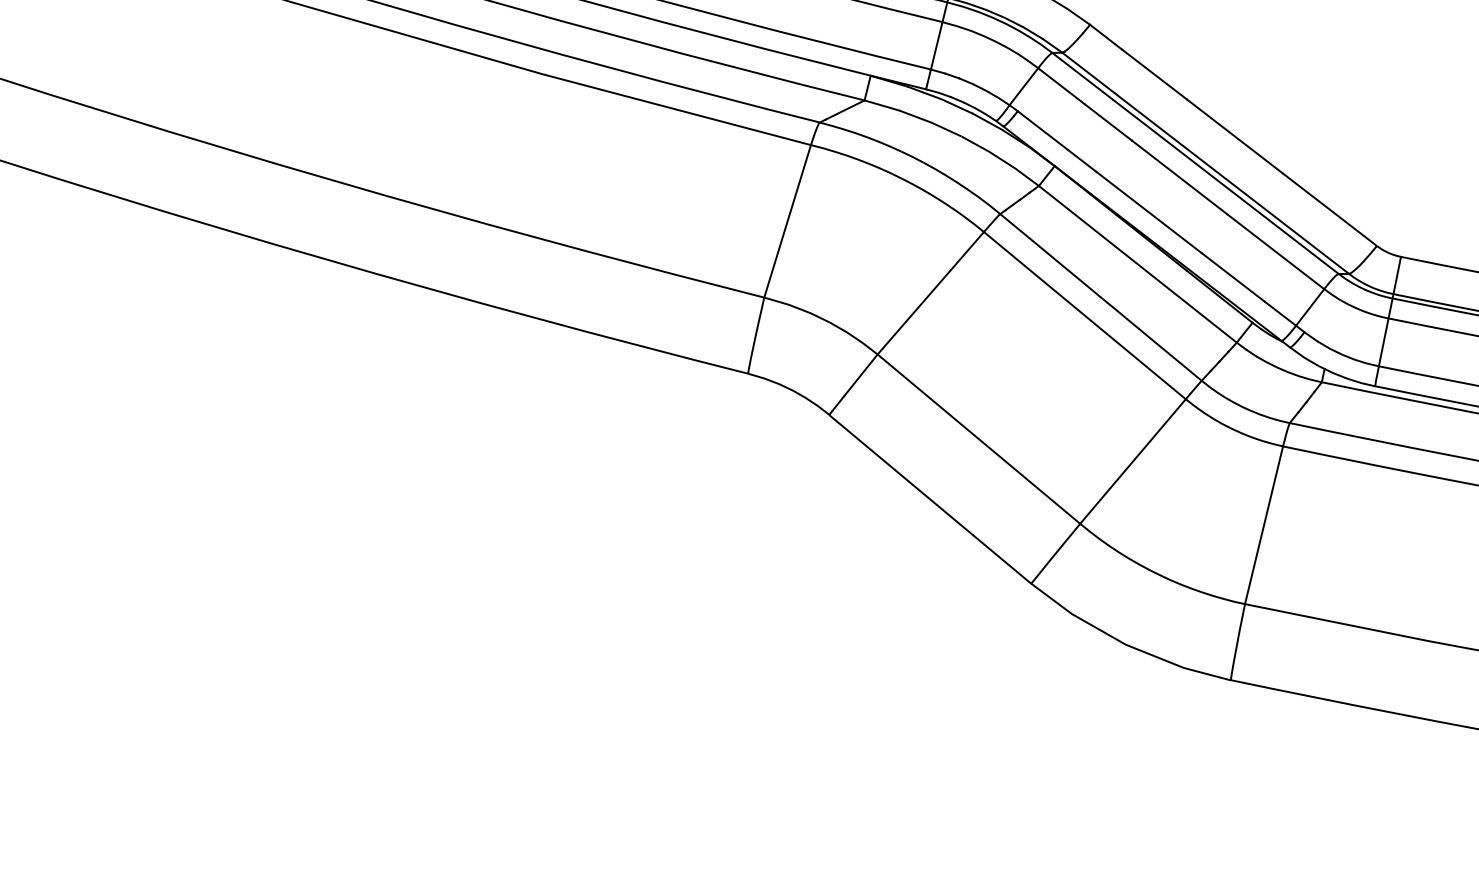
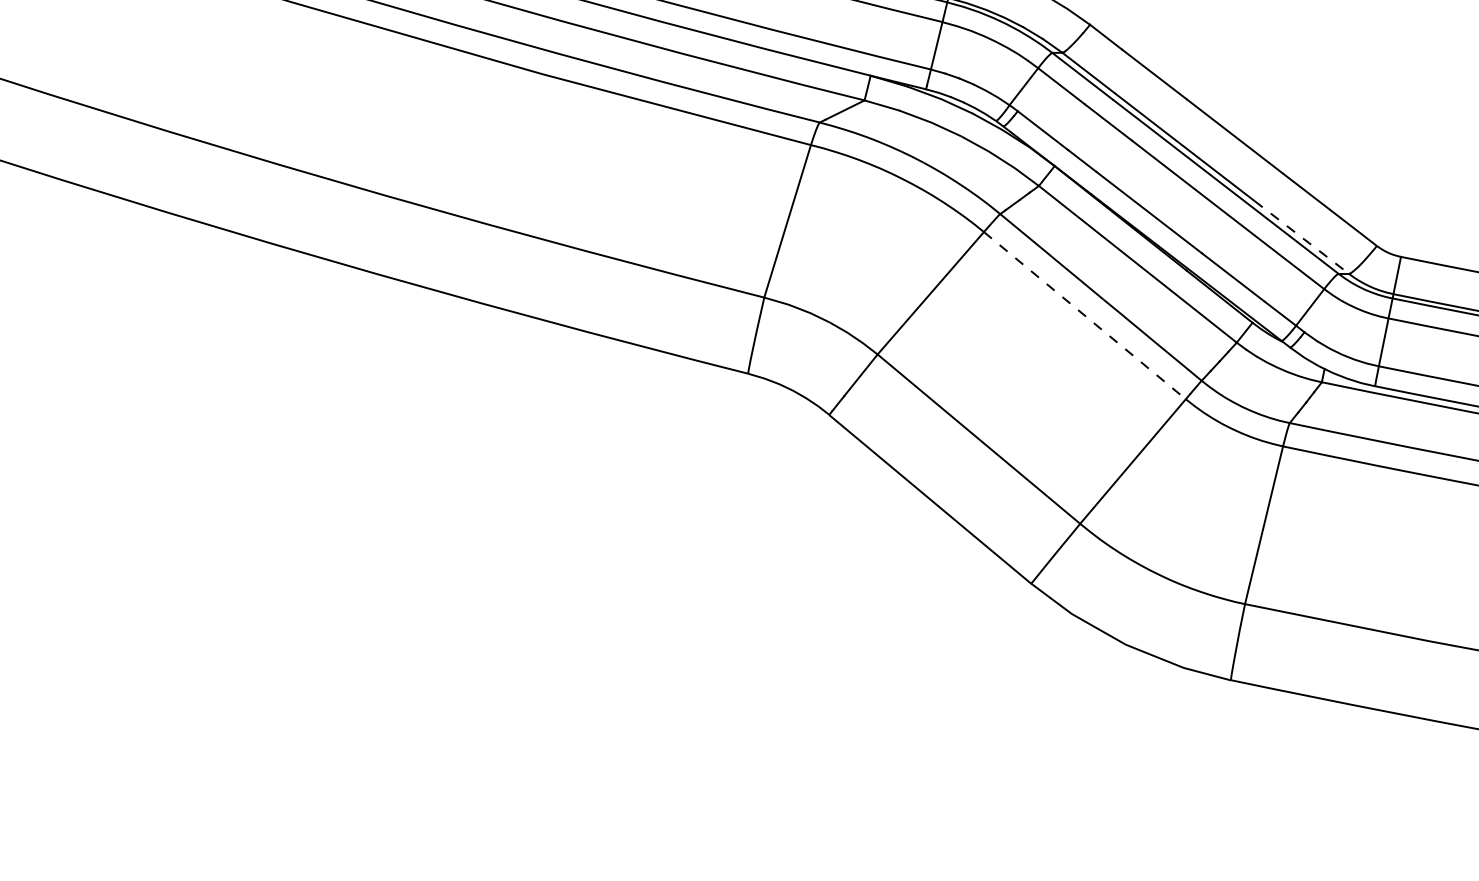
line: solid -> dashed (1301, 237)
line: solid -> dashed (1085, 315)
